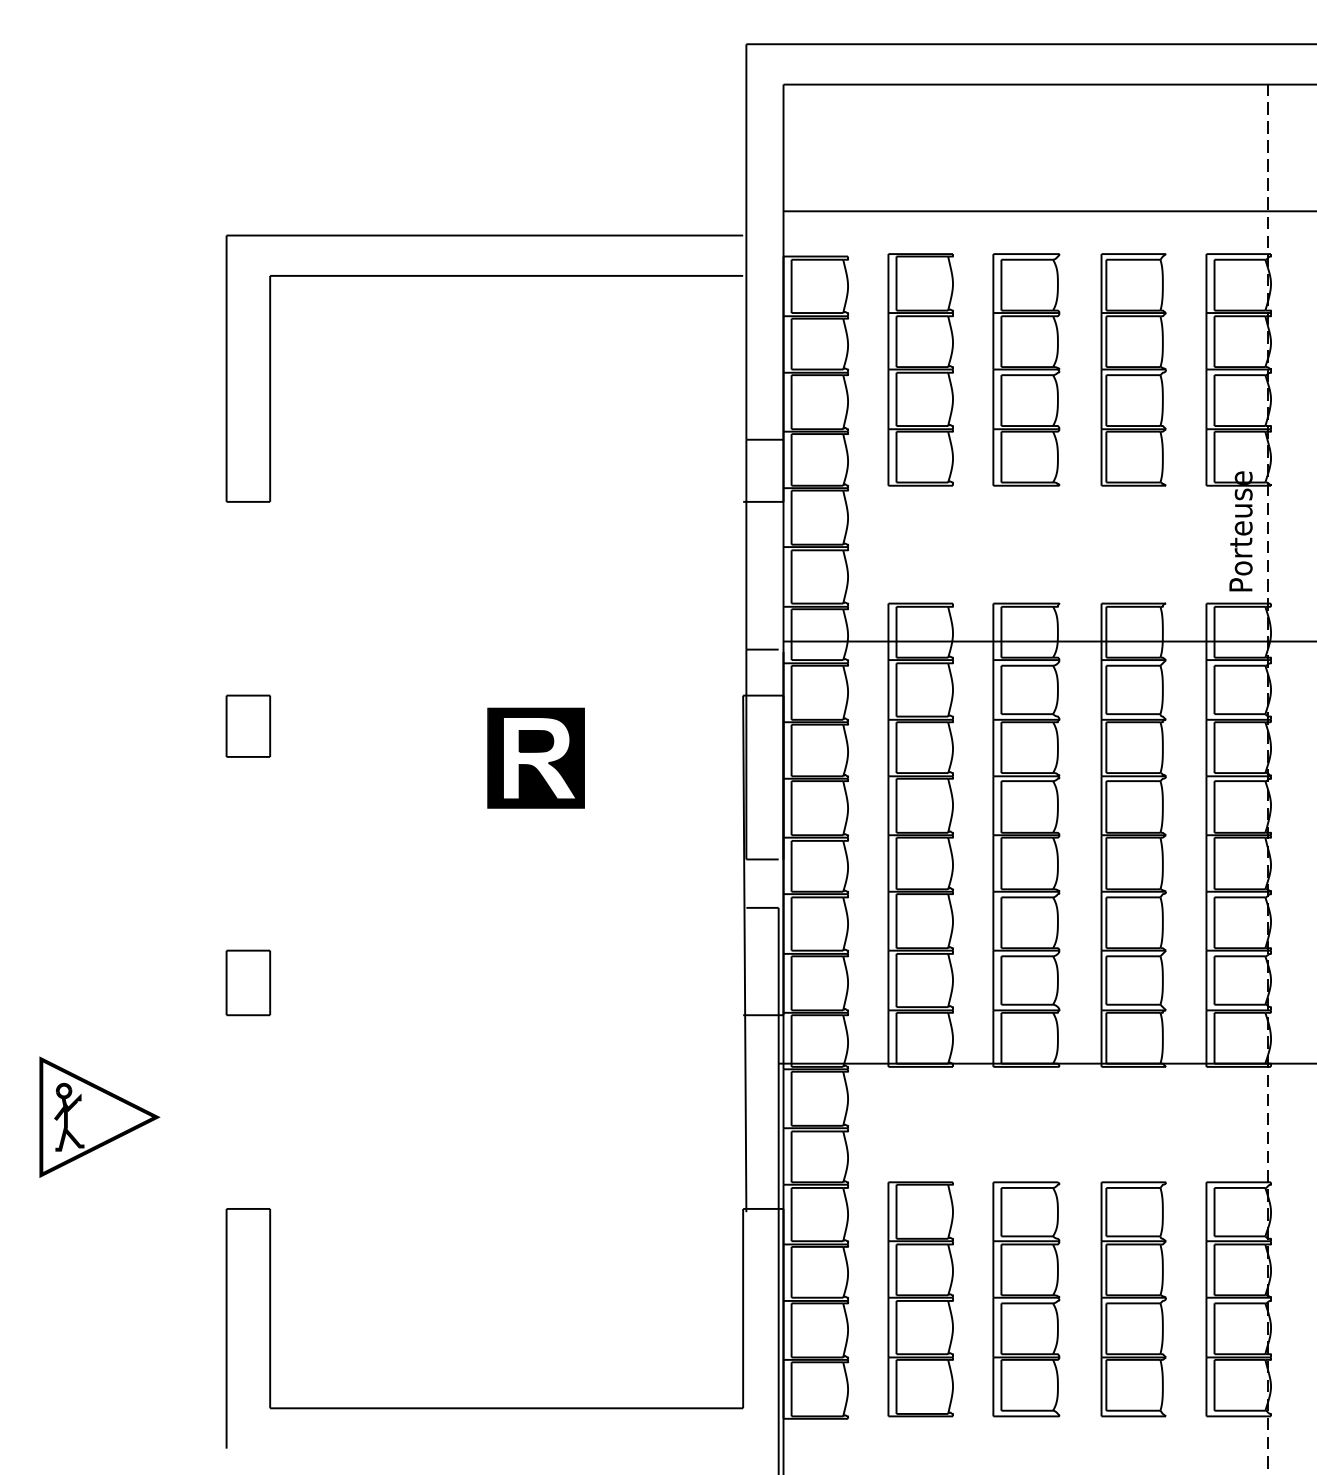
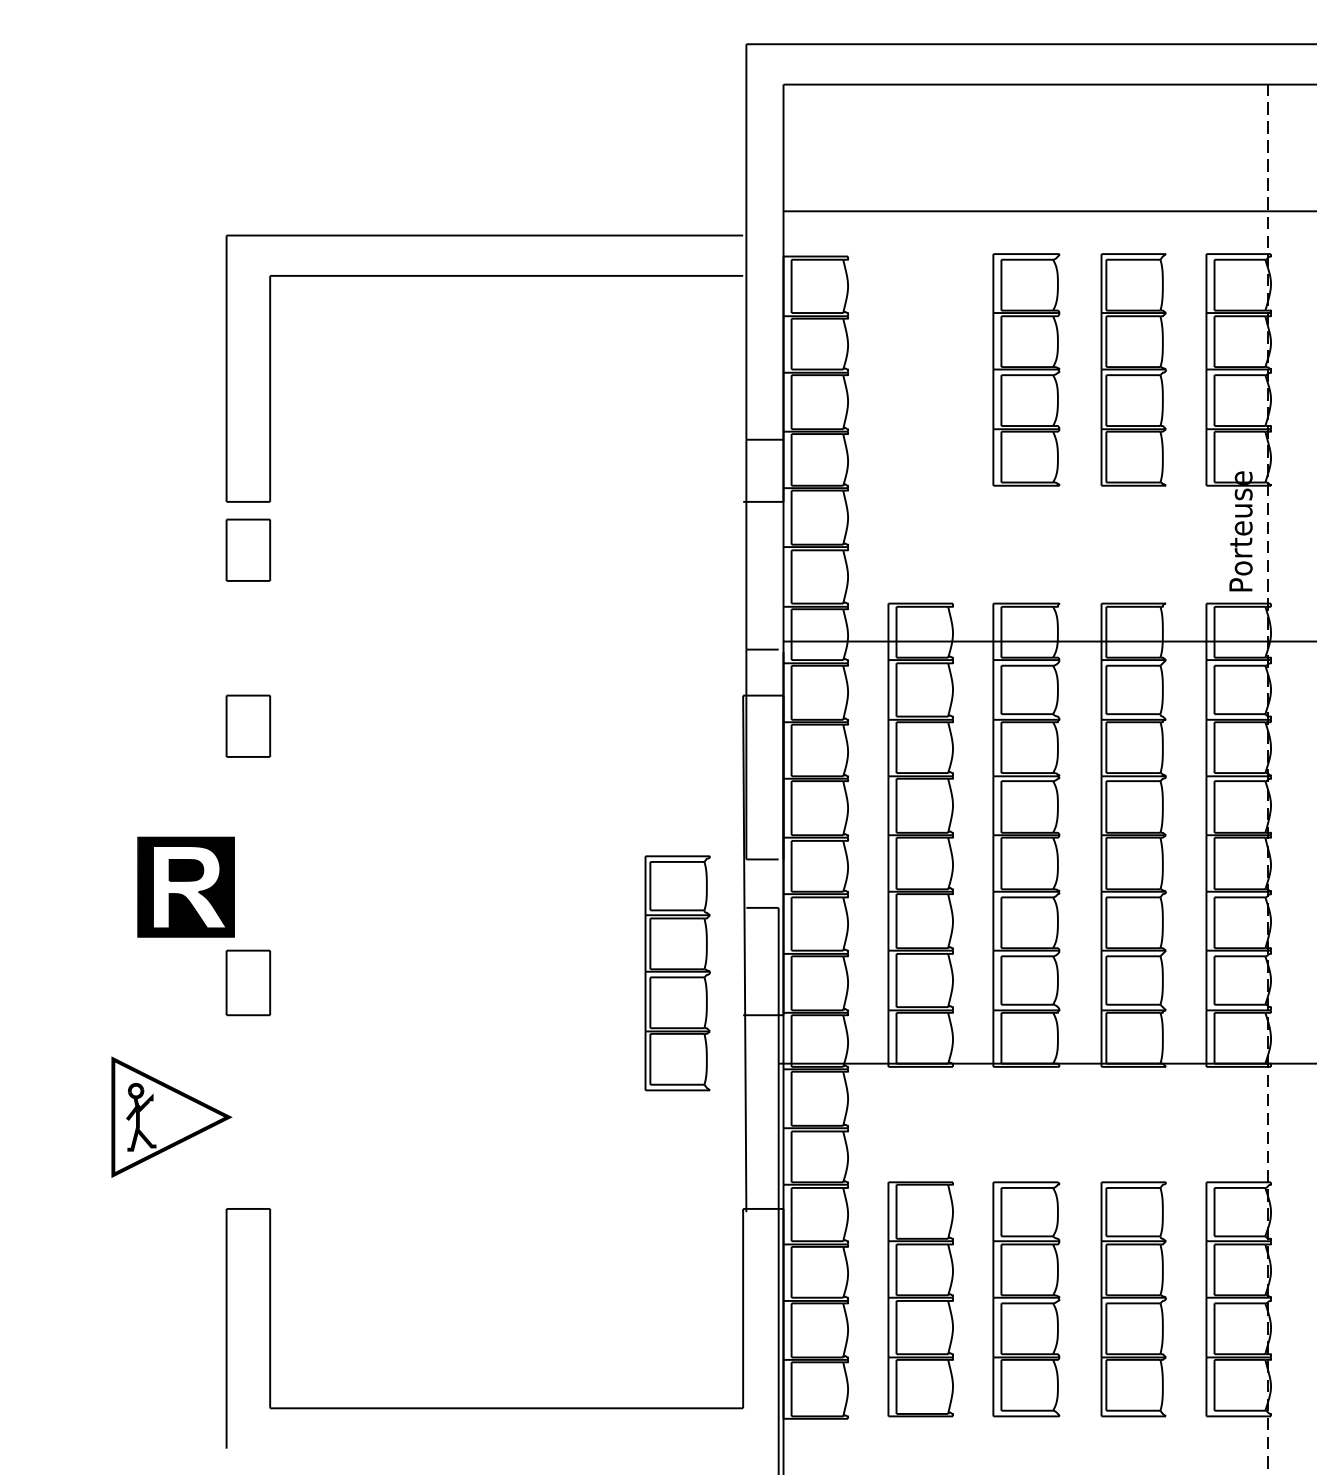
part: present -> none (920, 369)
part: none -> present (248, 549)
part position: (535, 757) -> (185, 886) (185, 886)
part: none -> present (677, 973)
part position: (99, 1116) -> (171, 1116) (171, 1116)
